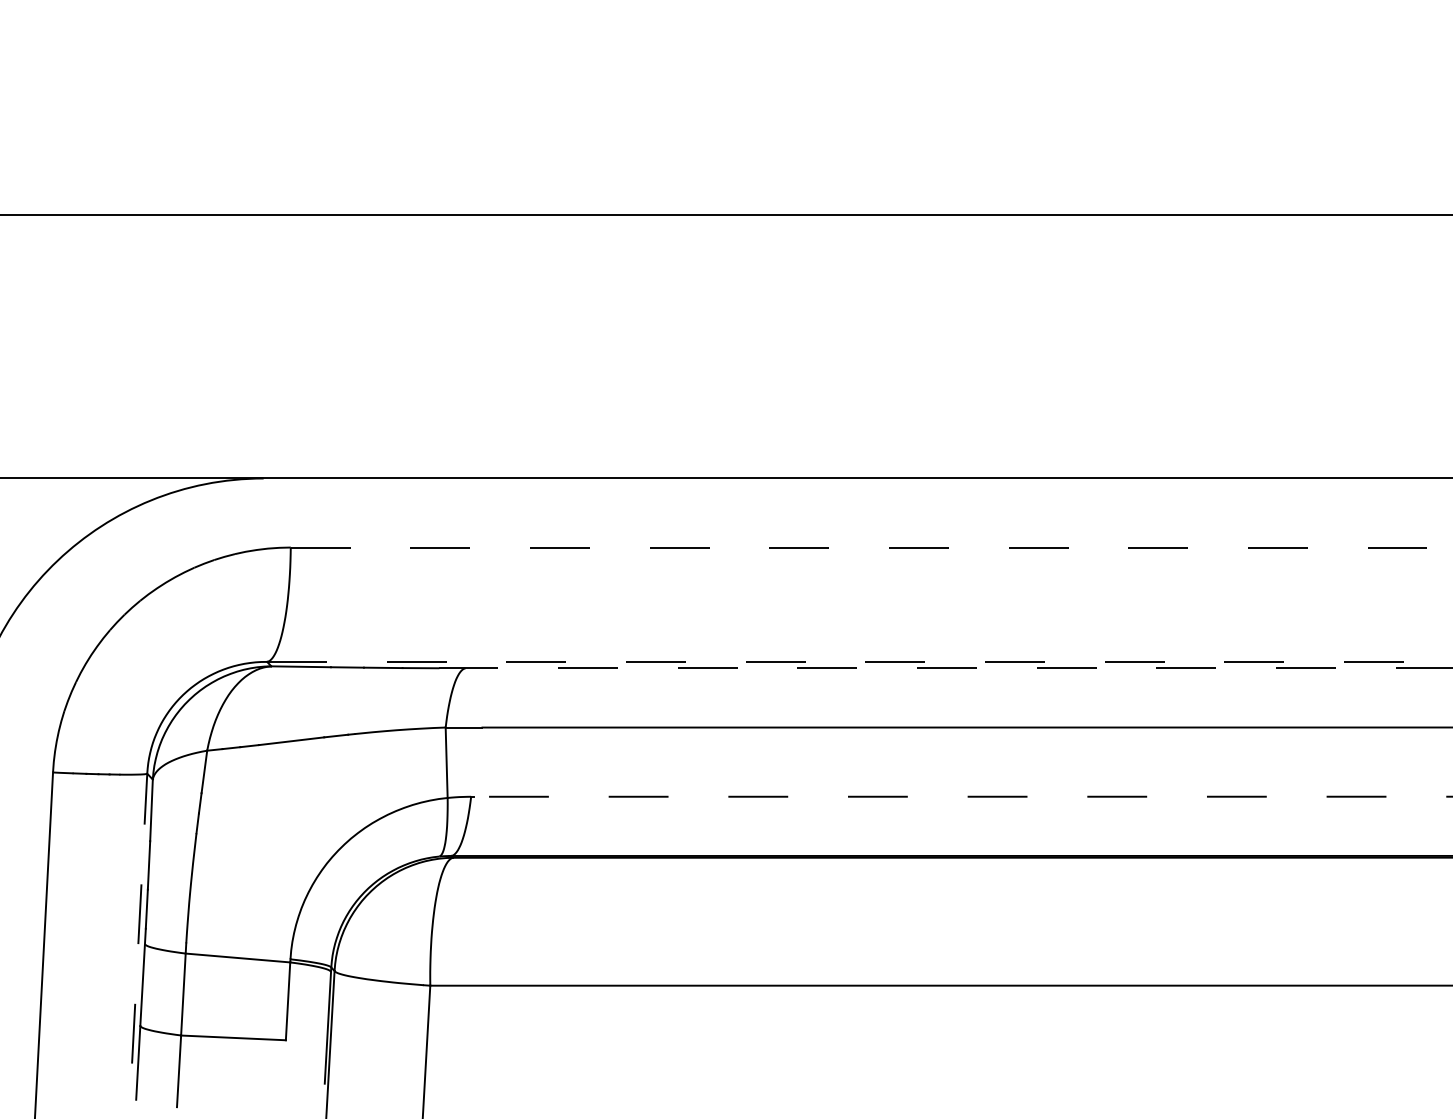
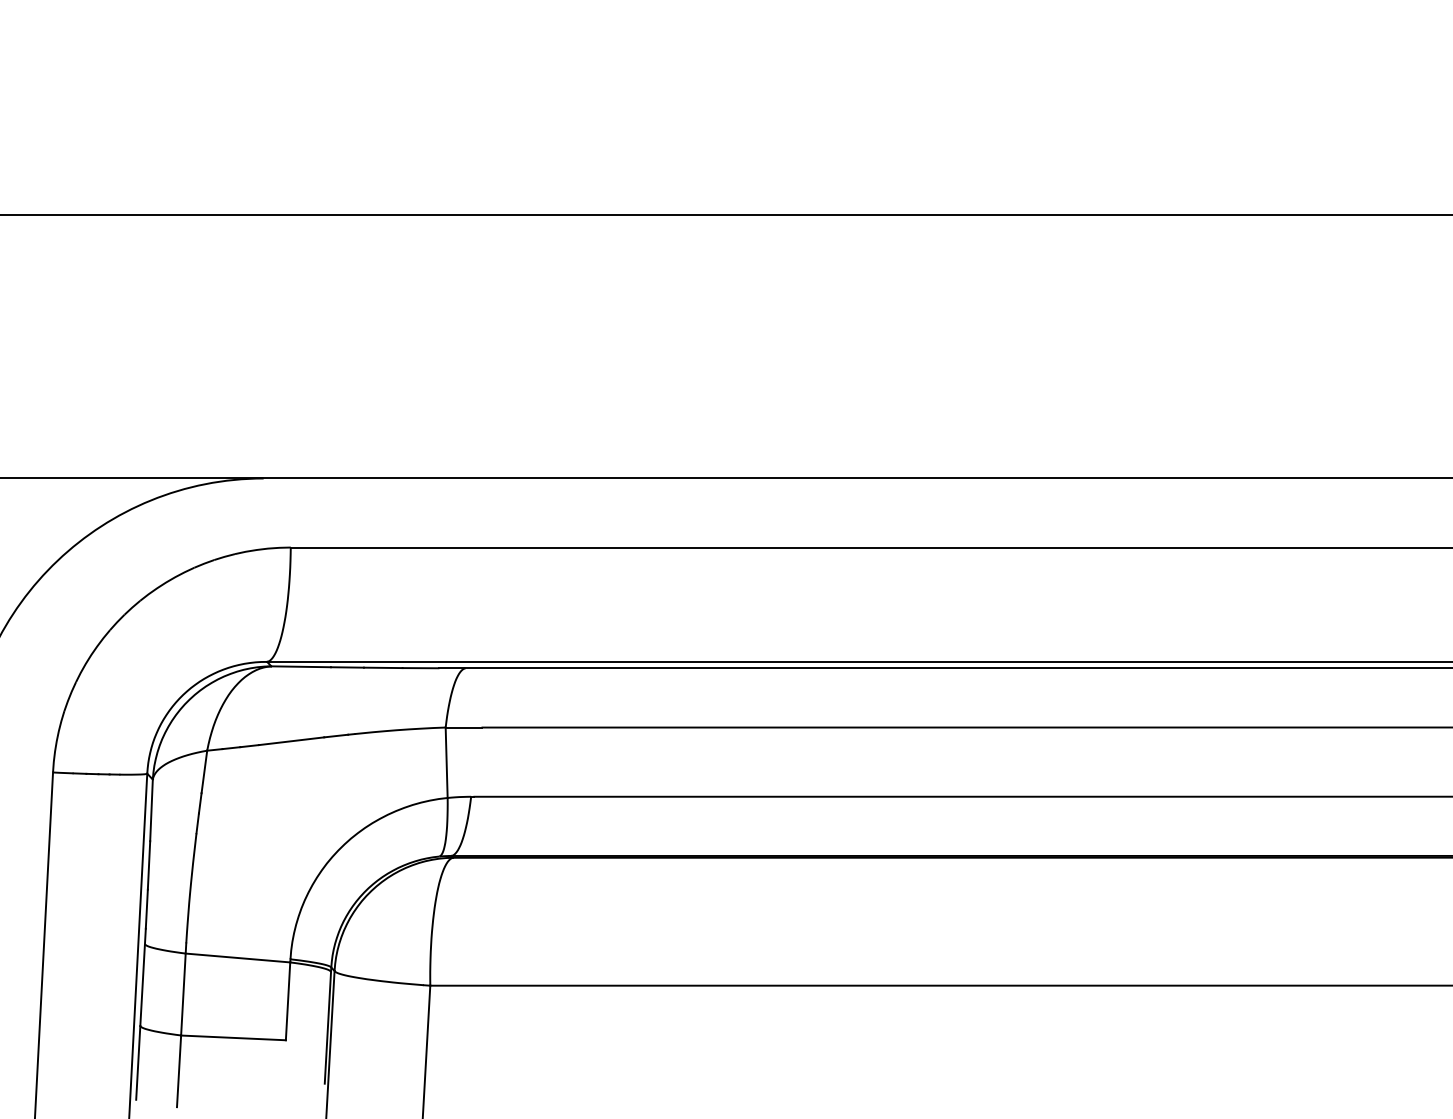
line: dashed -> solid (872, 547)
line: dashed -> solid (859, 661)
line: dashed -> solid (945, 668)
line: dashed -> solid (963, 796)
line: dashed -> solid (138, 945)
